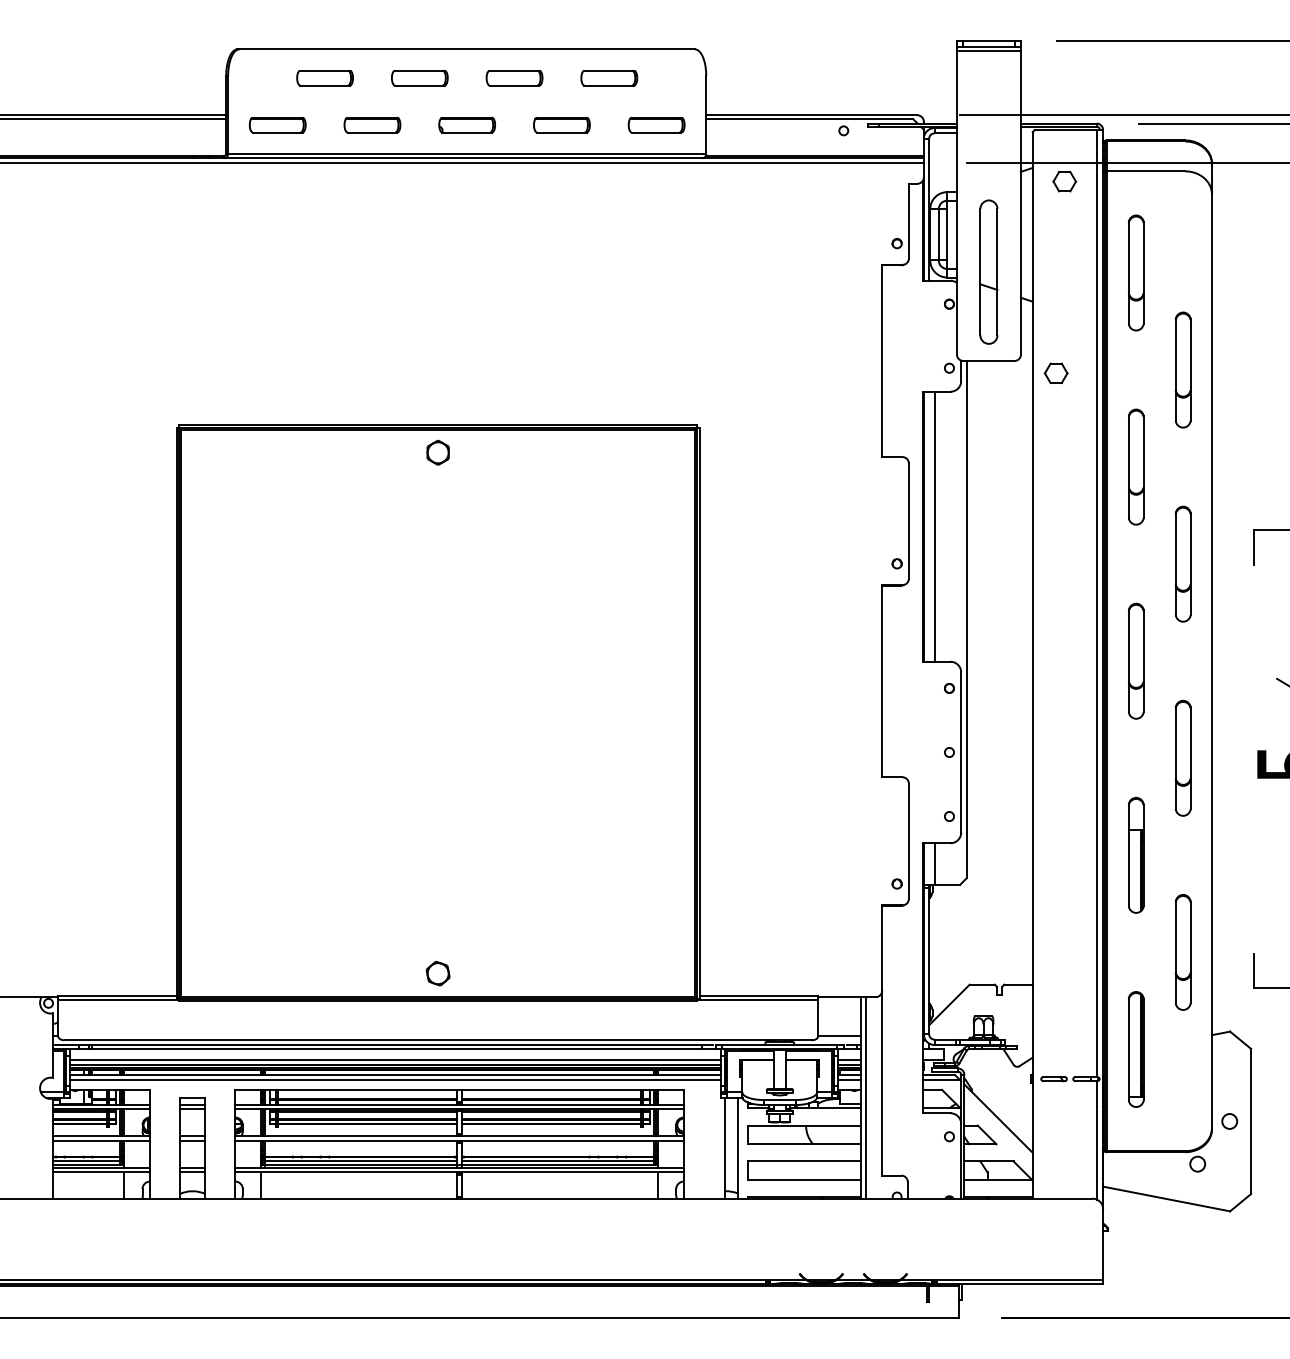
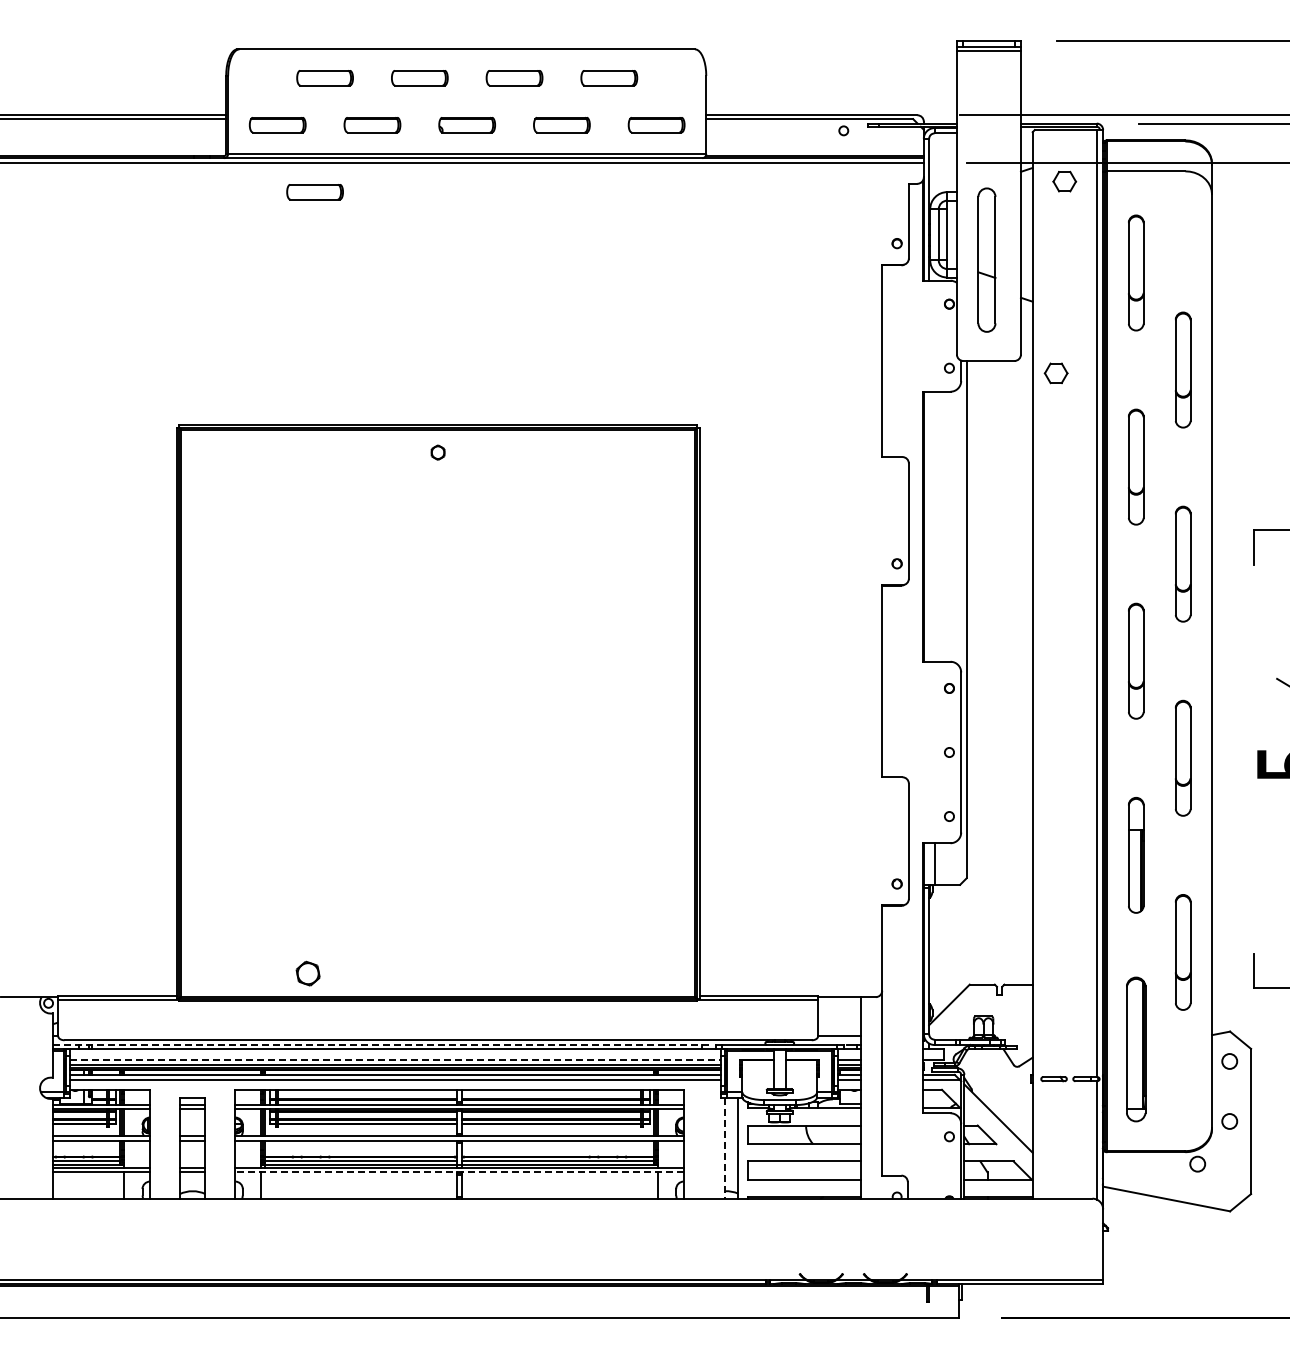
part: none -> present (314, 192)
part position: (988, 271) -> (986, 259) (986, 259)
part size: 24x27 px -> 16x17 px (437, 452)
line: present -> none (934, 526)
part position: (437, 973) -> (307, 973) (307, 973)
line: solid -> dashed (382, 1044)
part size: 17x117 px -> 21x147 px (1136, 1049)
line: solid -> dashed (395, 1059)
circle: none -> present (1229, 1061)
line: present -> none (865, 1097)
line: solid -> dashed (725, 1149)
line: solid -> dashed (459, 1172)
